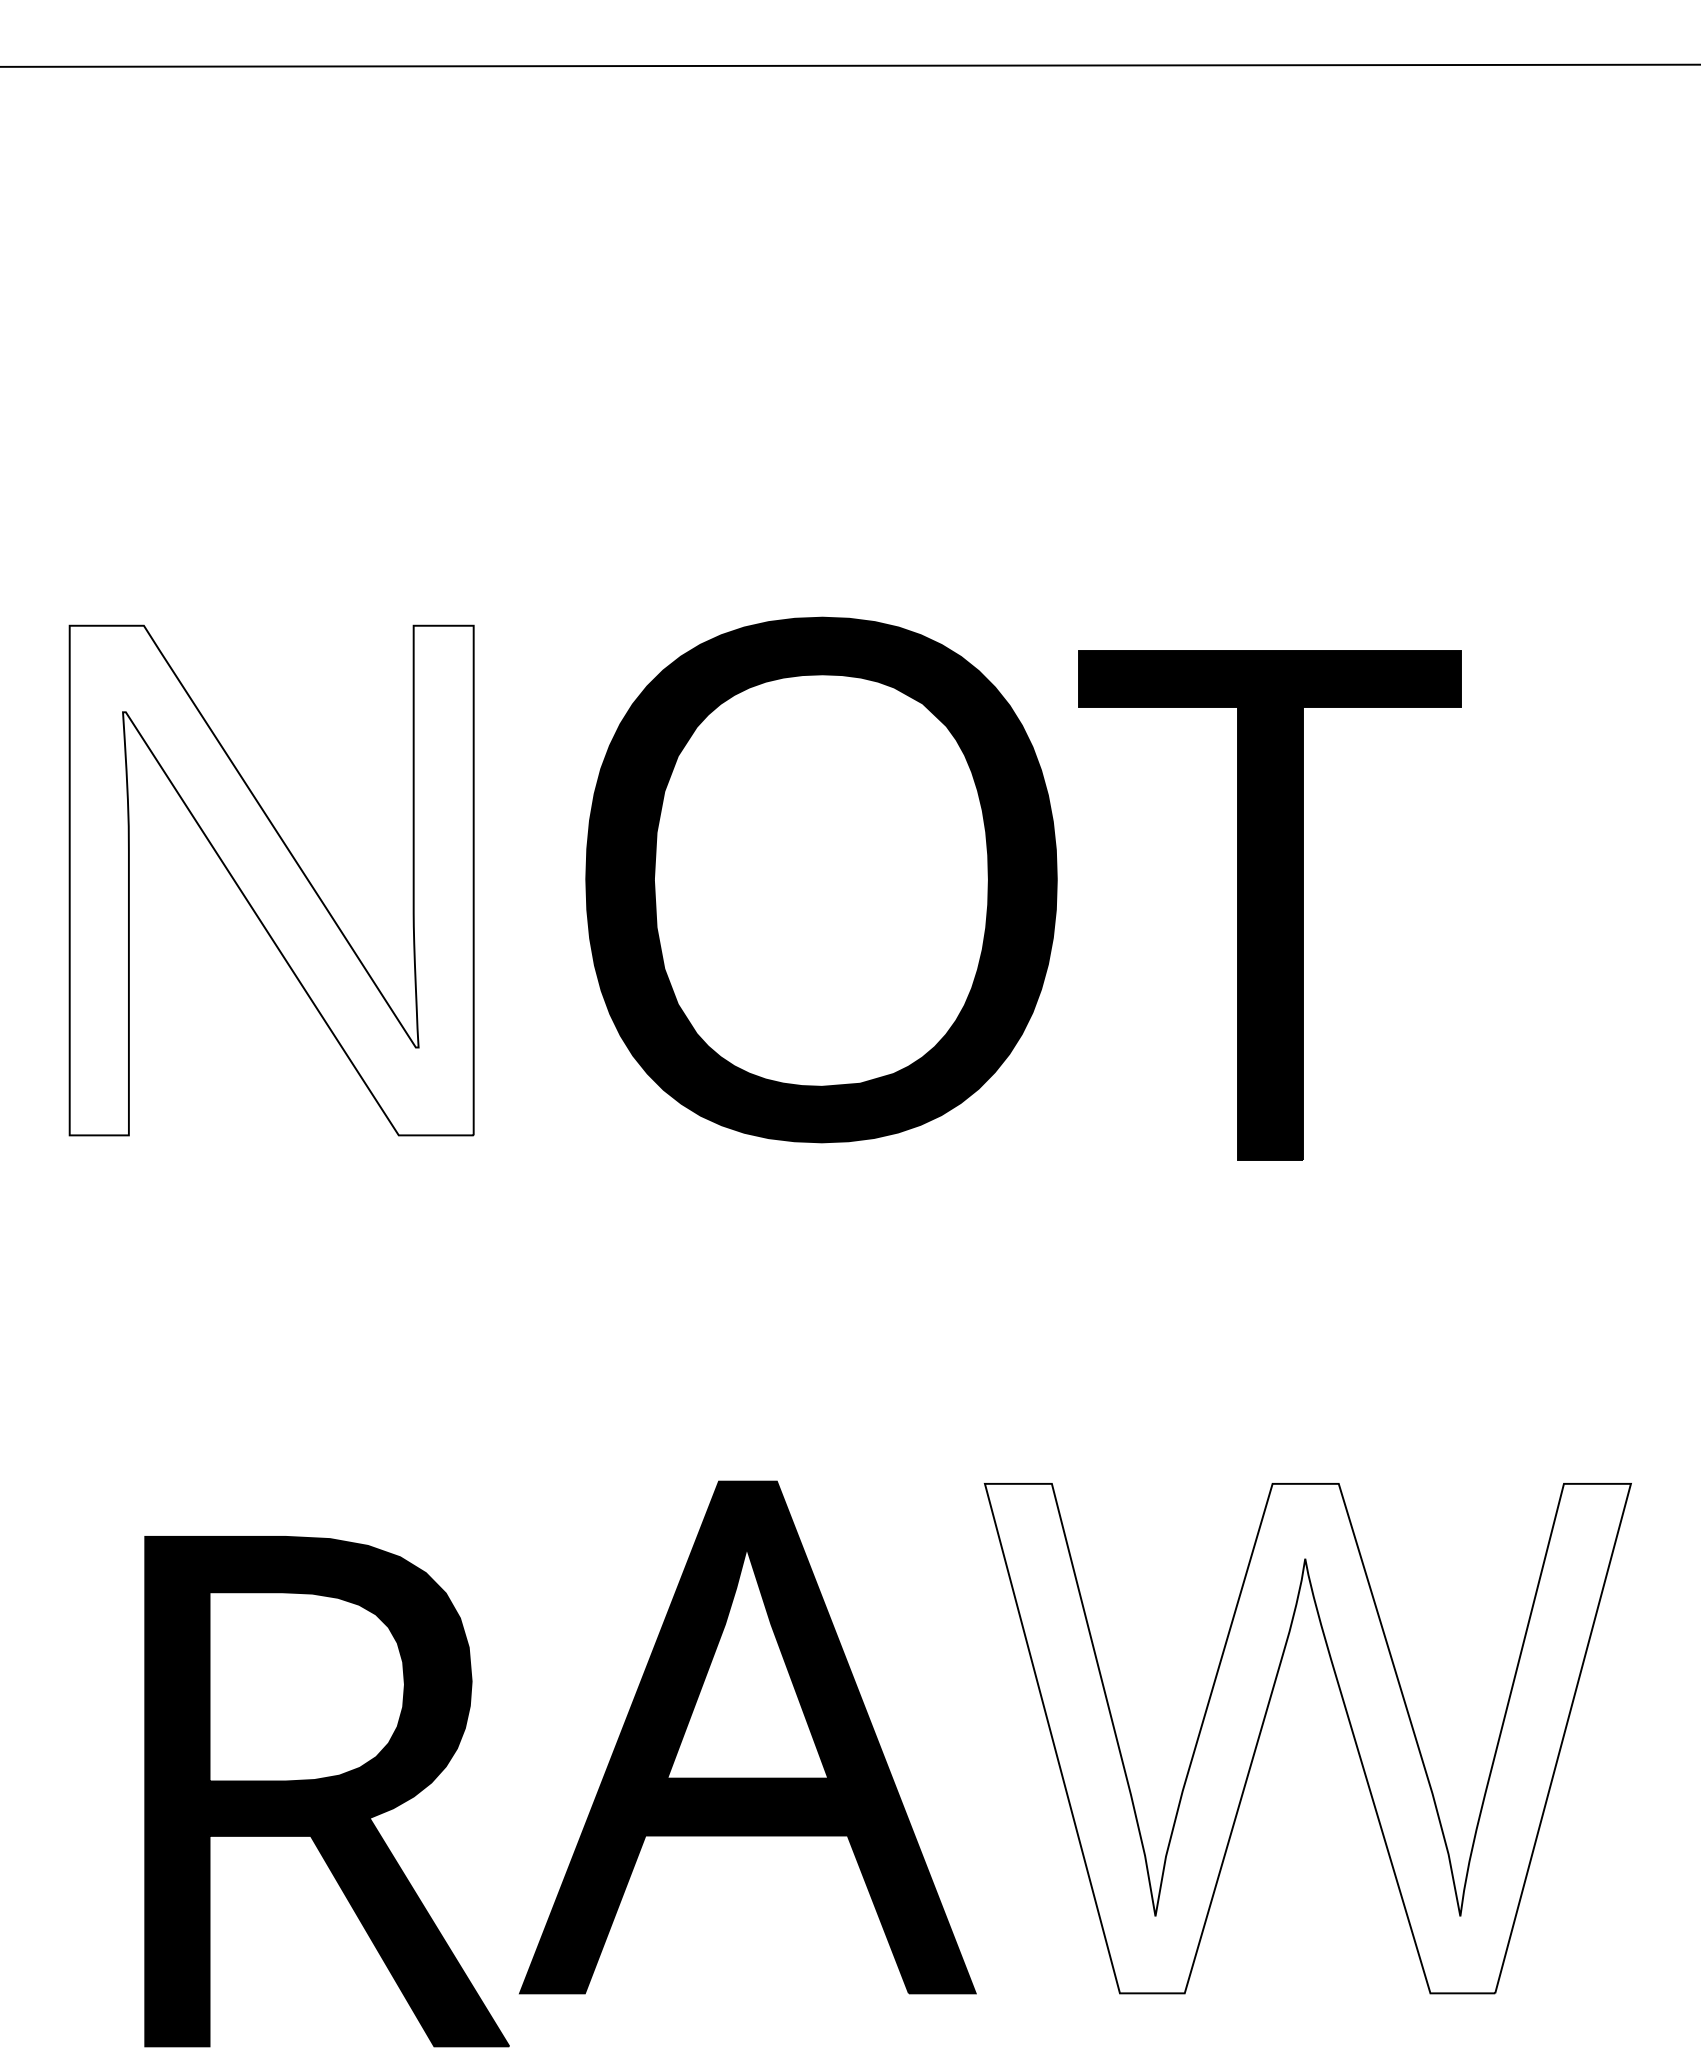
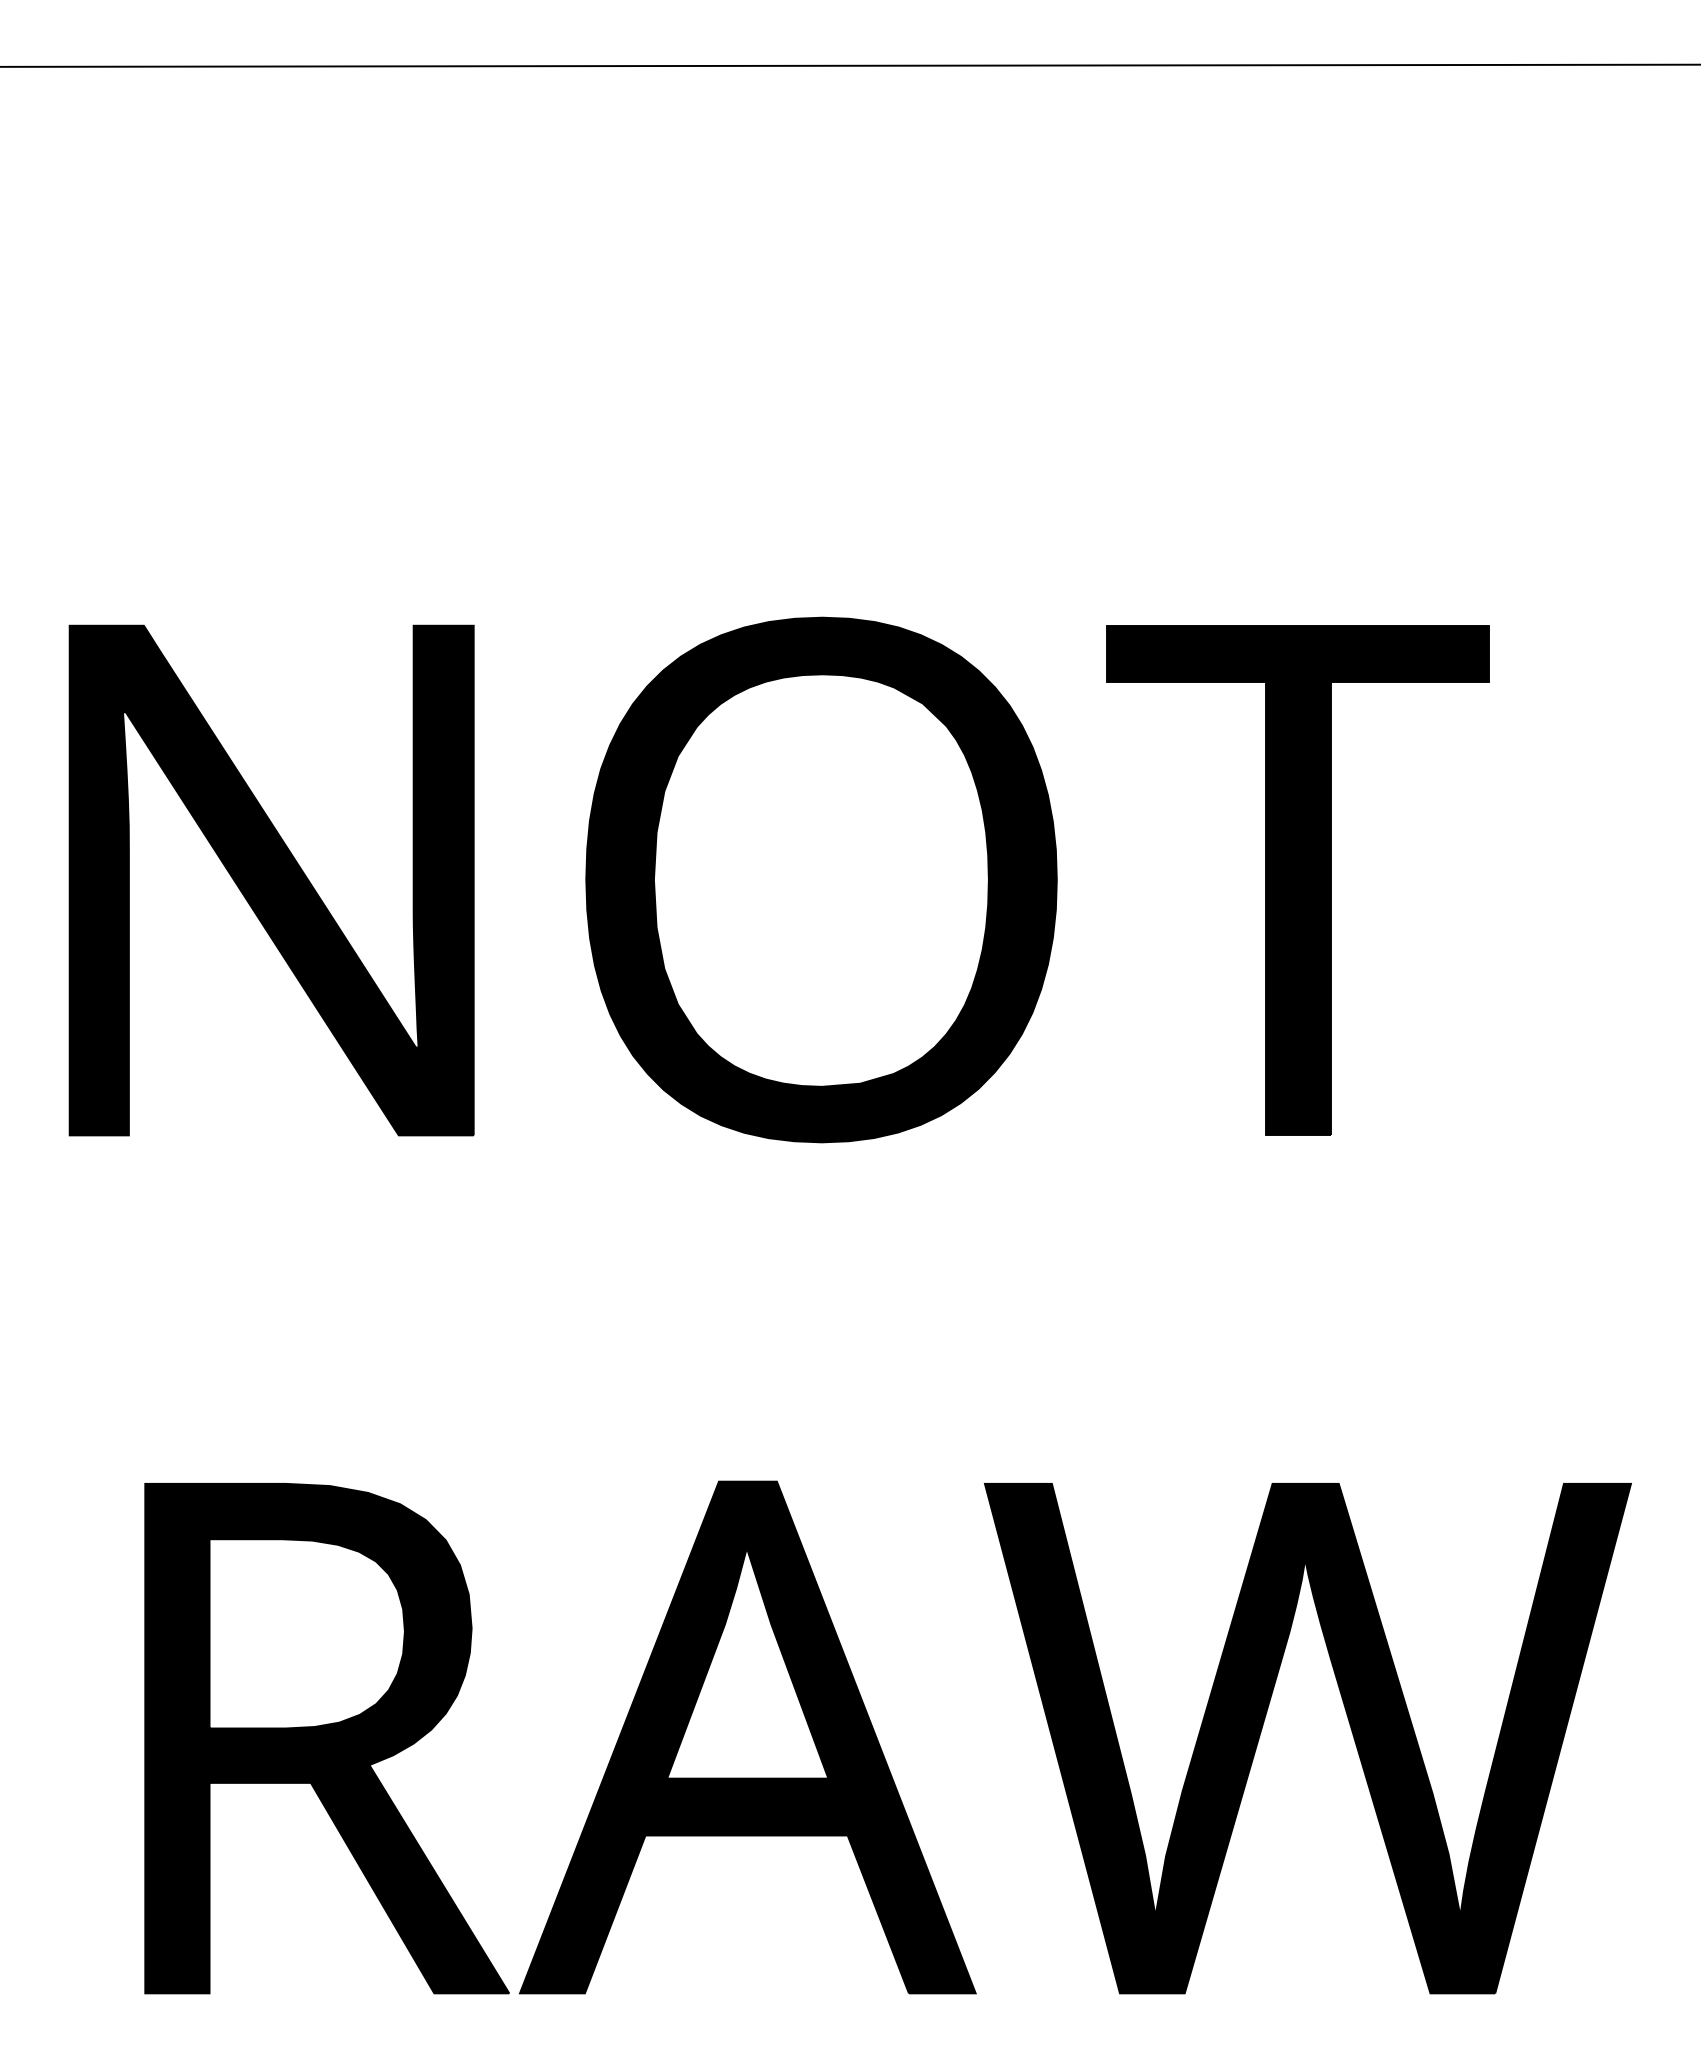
fill: none -> present (271, 880)
part position: (1269, 905) -> (1297, 880) (1297, 880)
fill: none -> present (1307, 1738)
part position: (326, 1791) -> (326, 1738) (326, 1738)
